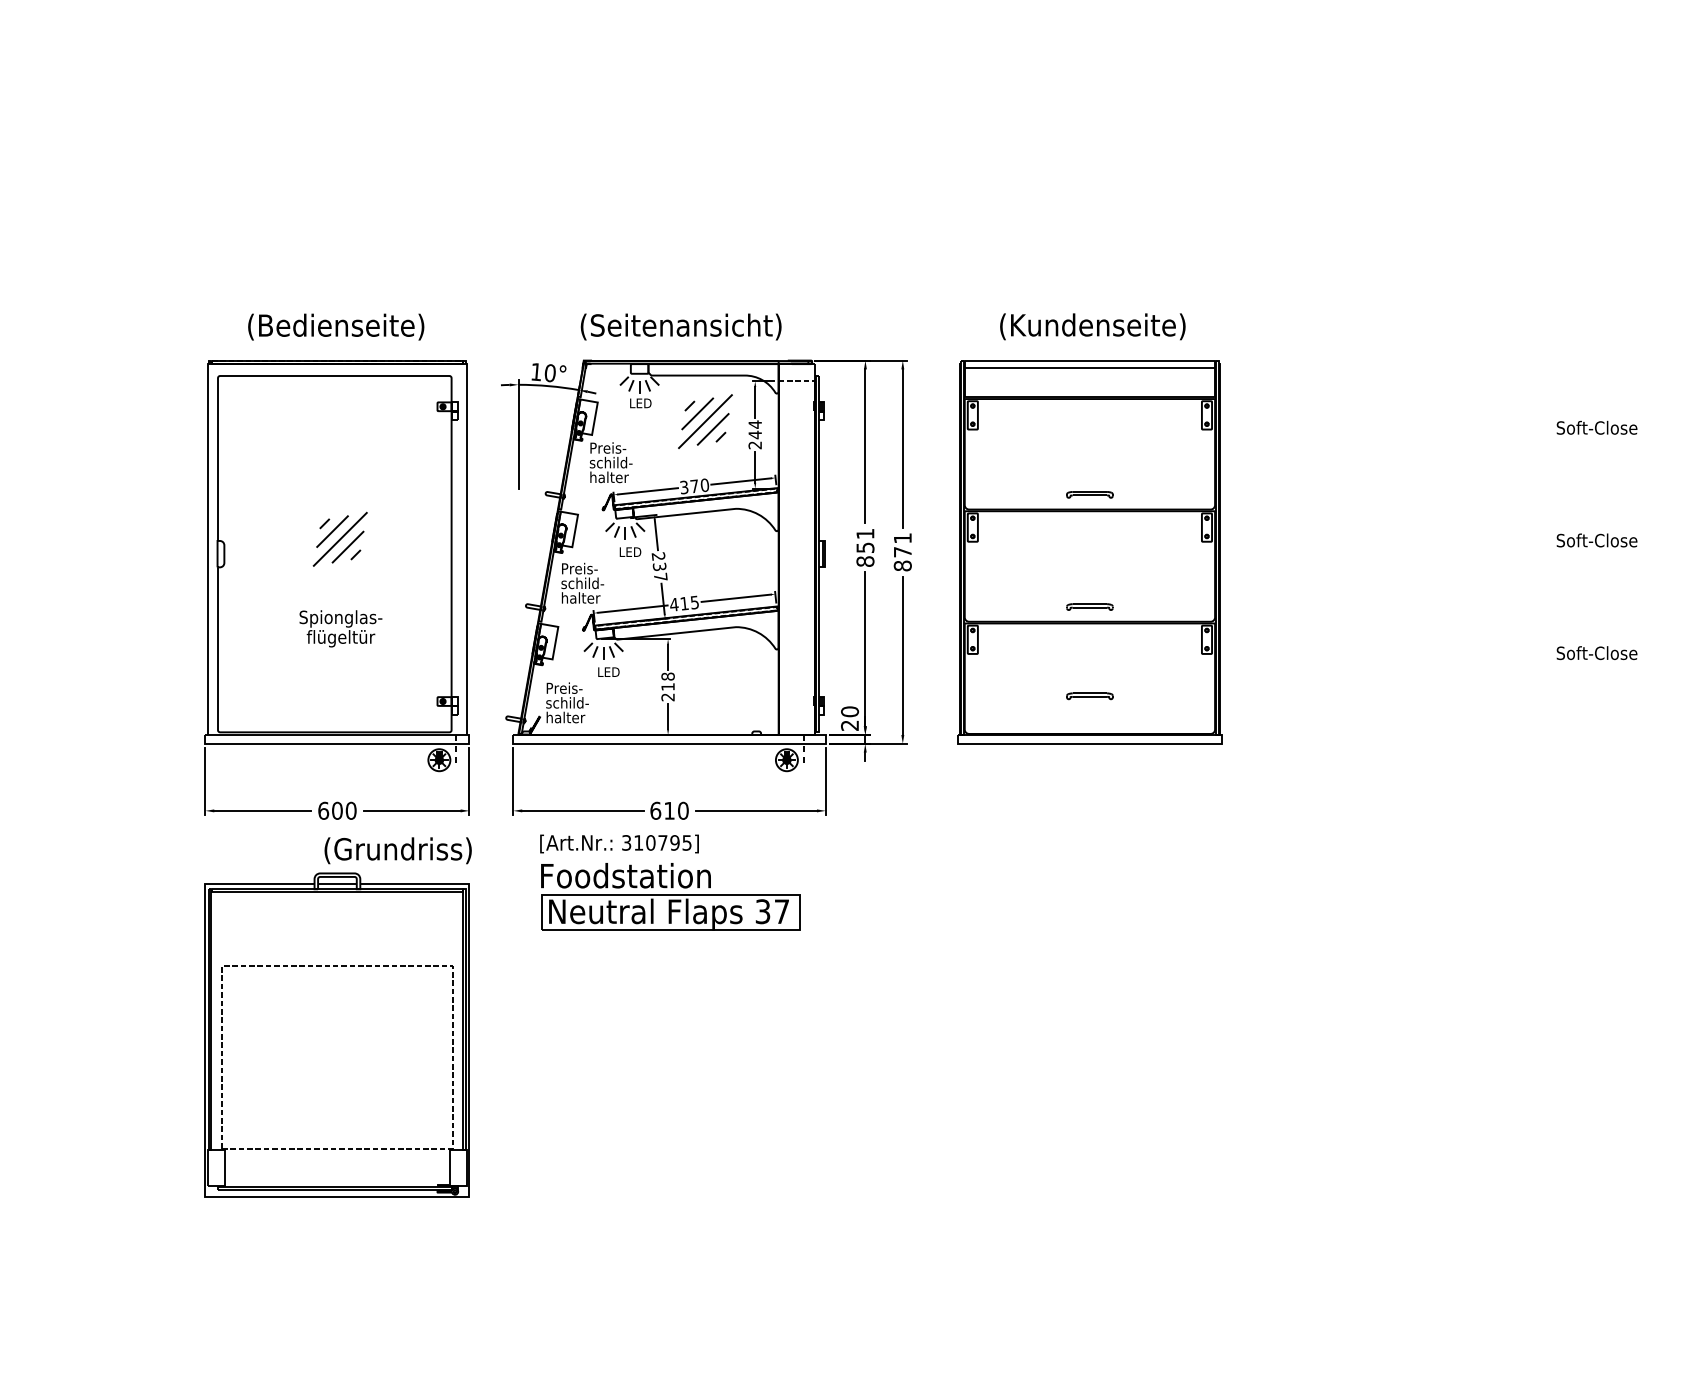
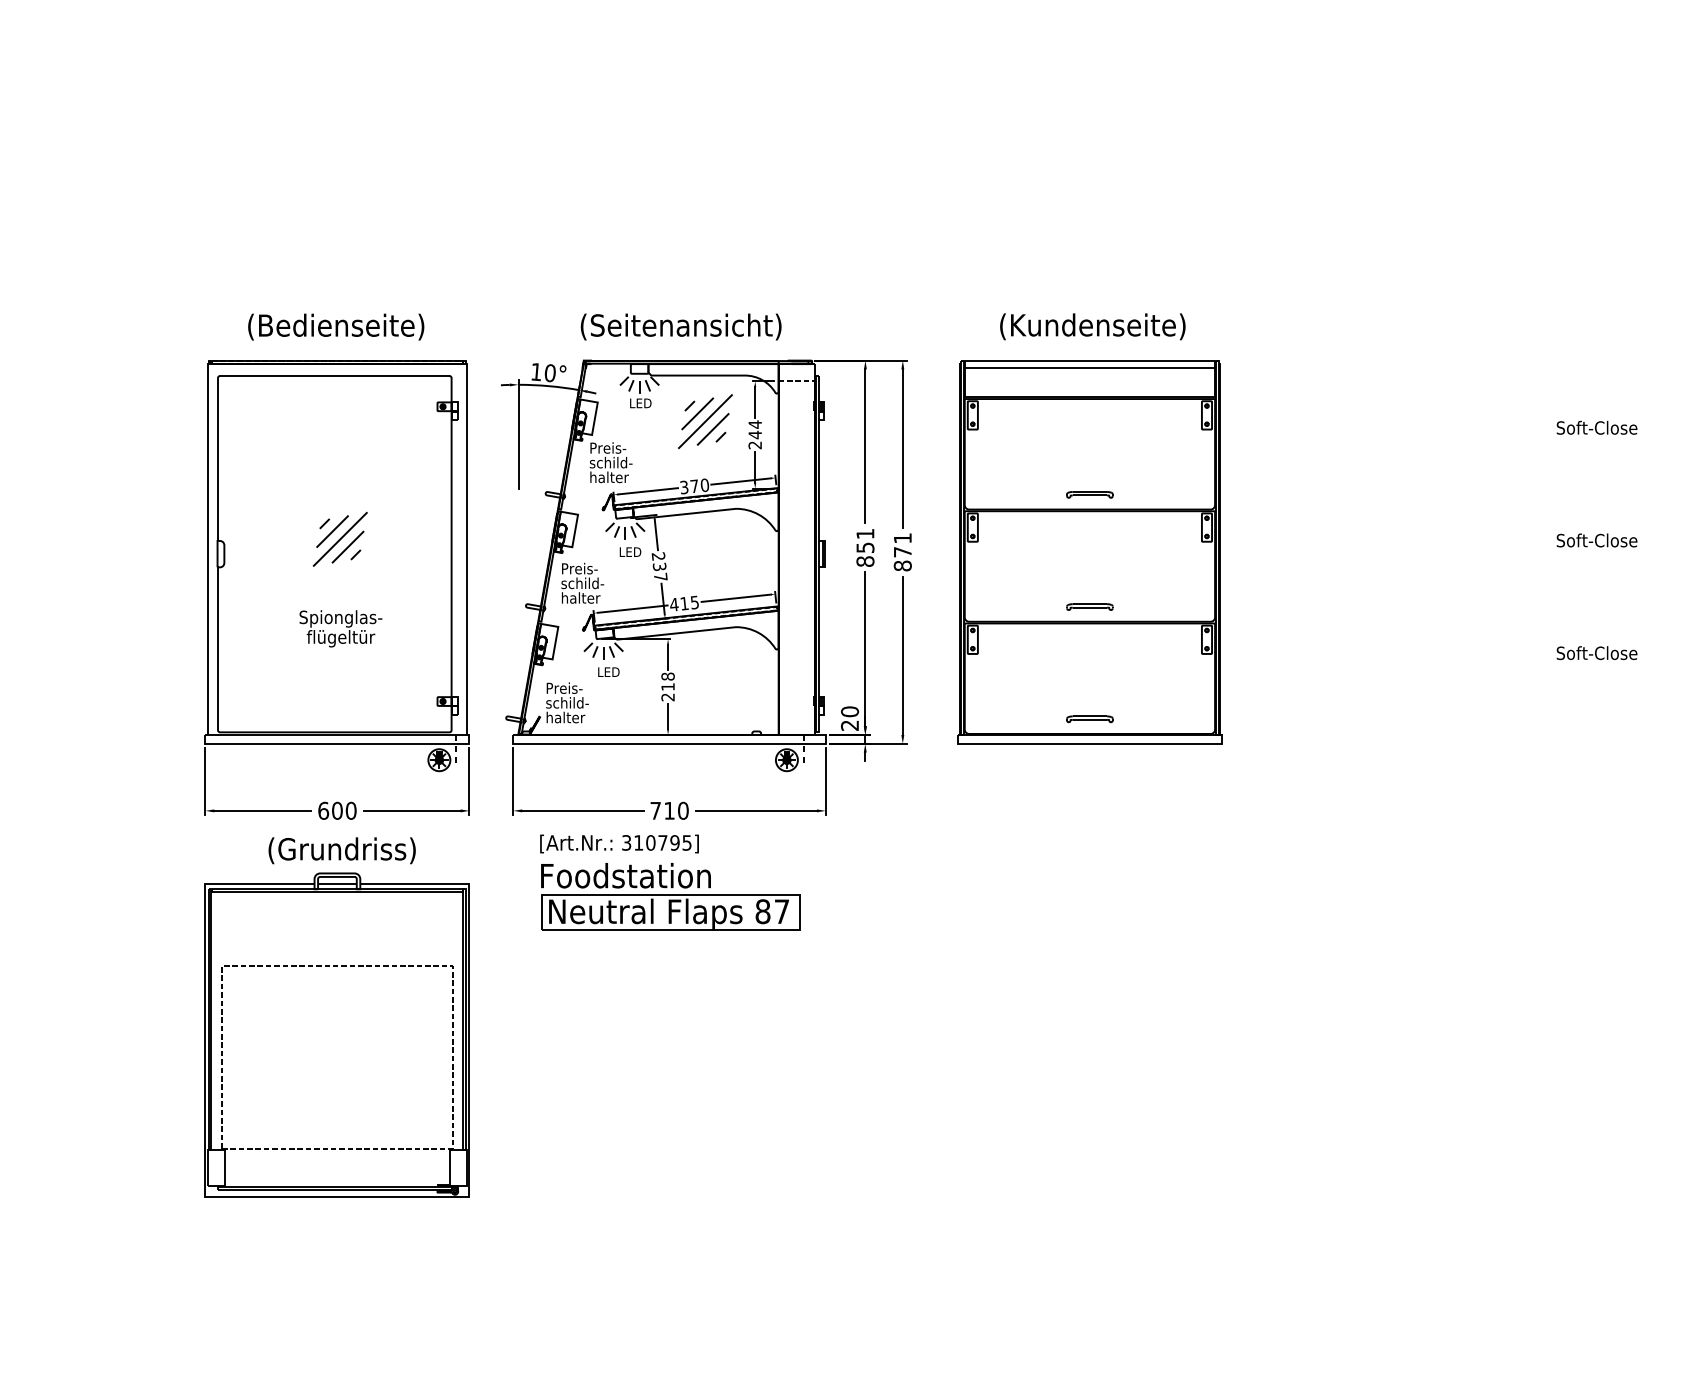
part position: (1089, 696) -> (1089, 719) (1089, 719)
text: 610 -> 710 (655, 810)
text position: (397, 850) -> (341, 850) (341, 850)
text: 37 -> 87 (762, 911)
